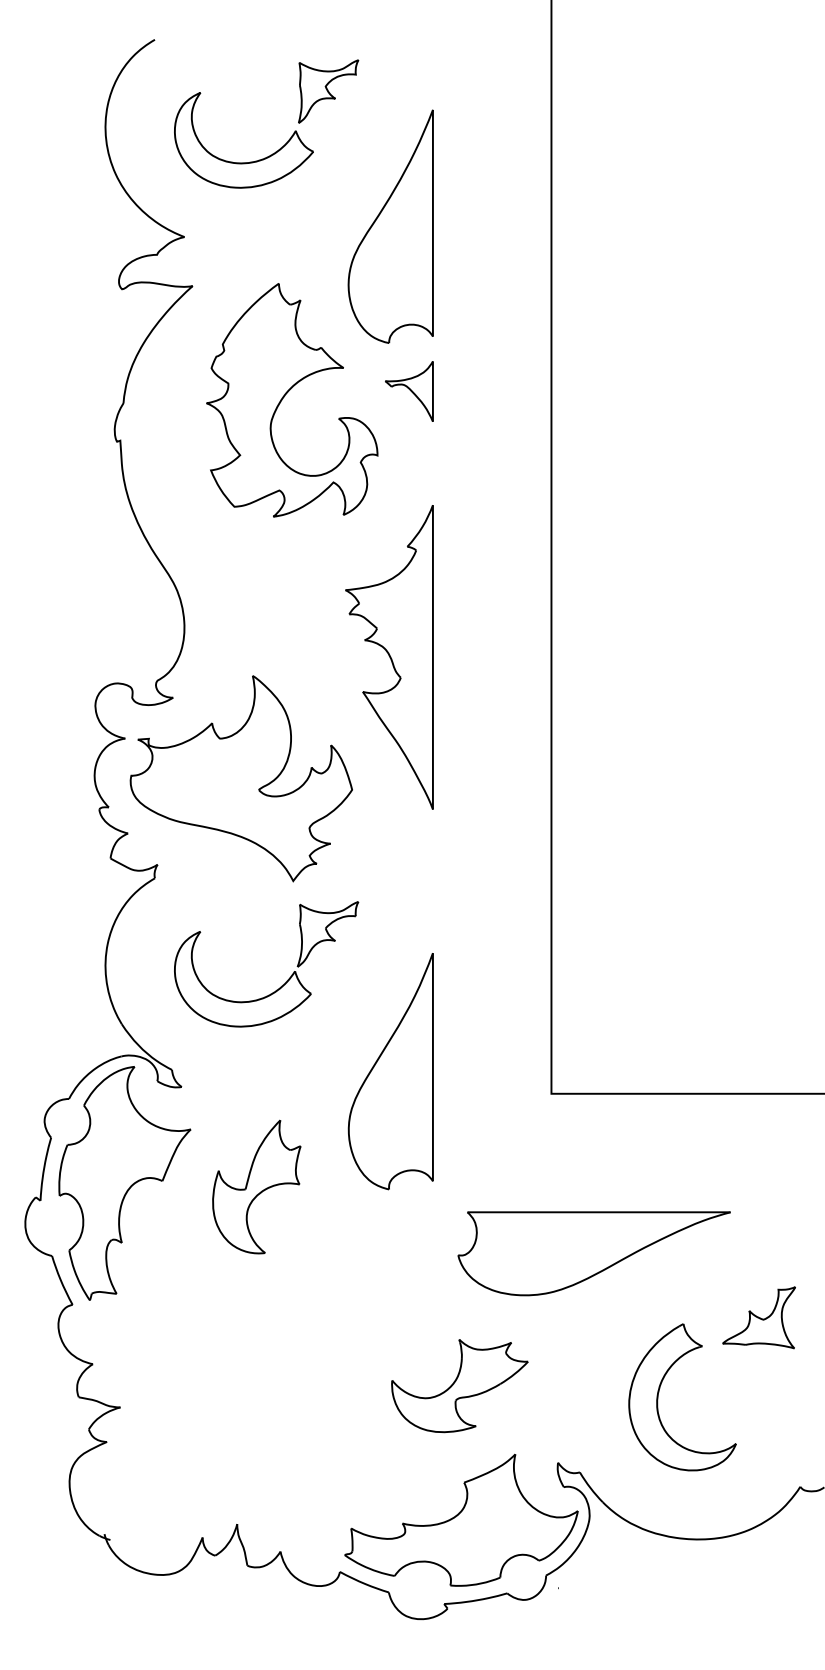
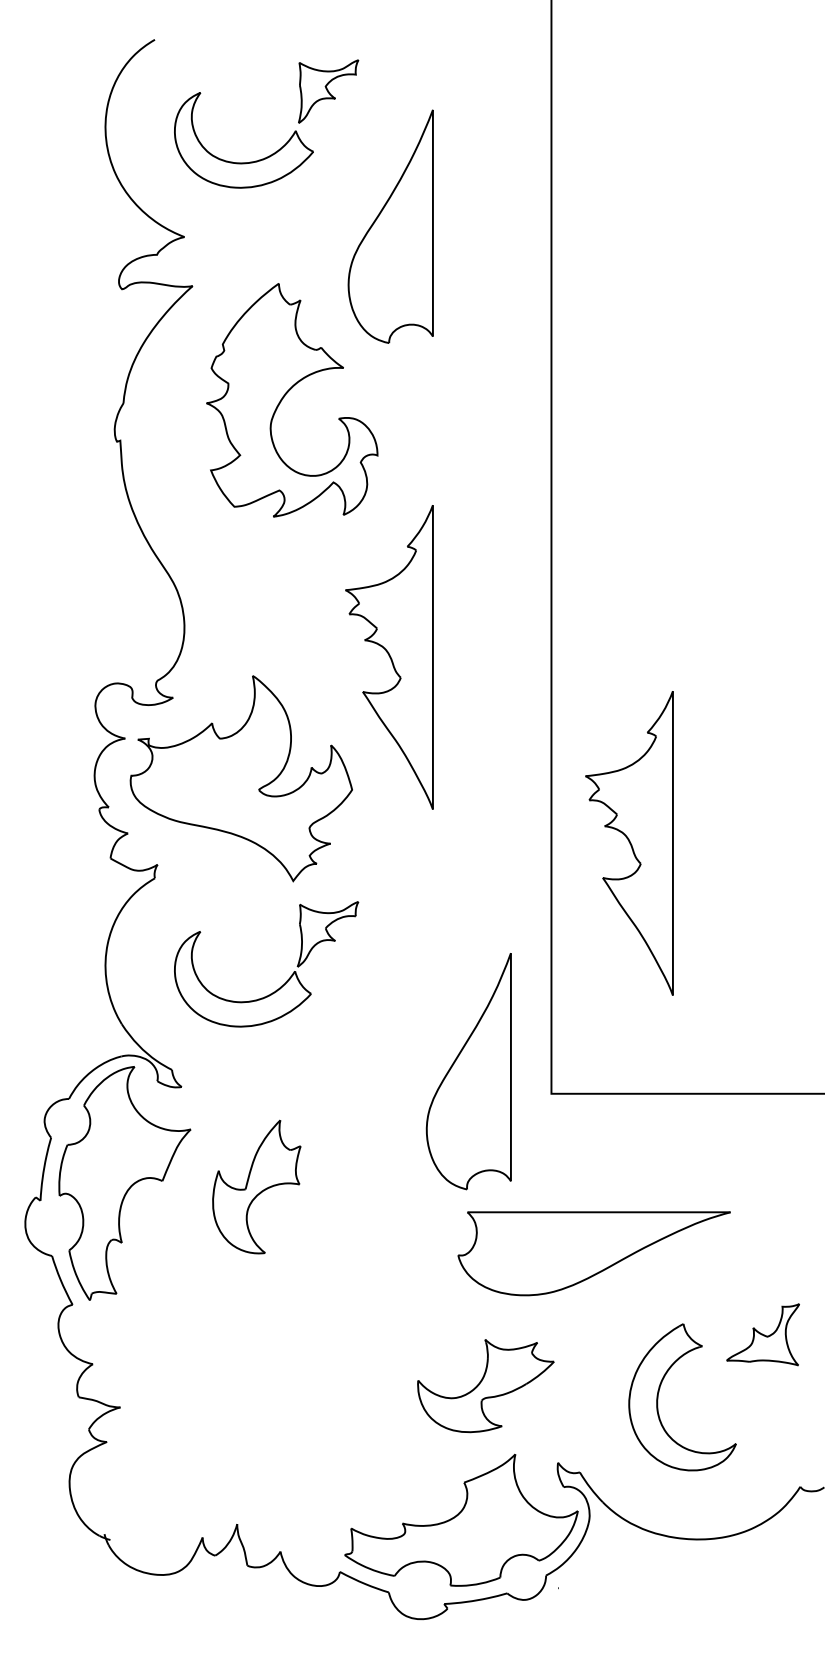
part: present -> none (409, 391)
part: none -> present (629, 843)
part position: (390, 1071) -> (468, 1071) (468, 1071)
part position: (758, 1317) -> (762, 1334) (762, 1334)
part position: (459, 1386) -> (485, 1386) (485, 1386)
